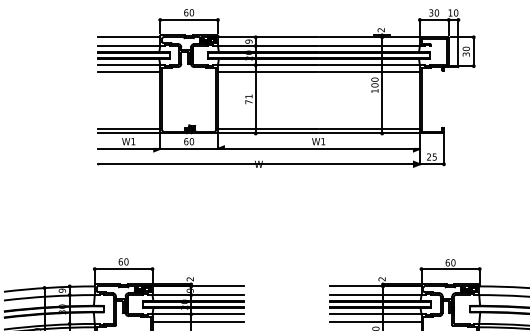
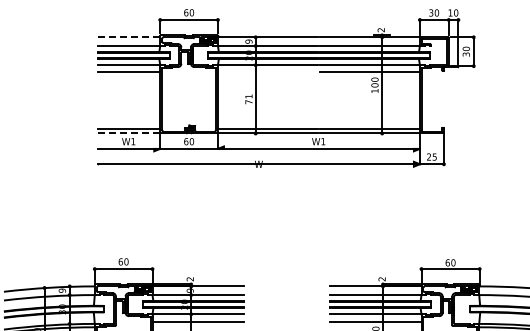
line: solid -> dashed (129, 37)
line: present -> none (267, 72)
line: solid -> dashed (129, 133)
